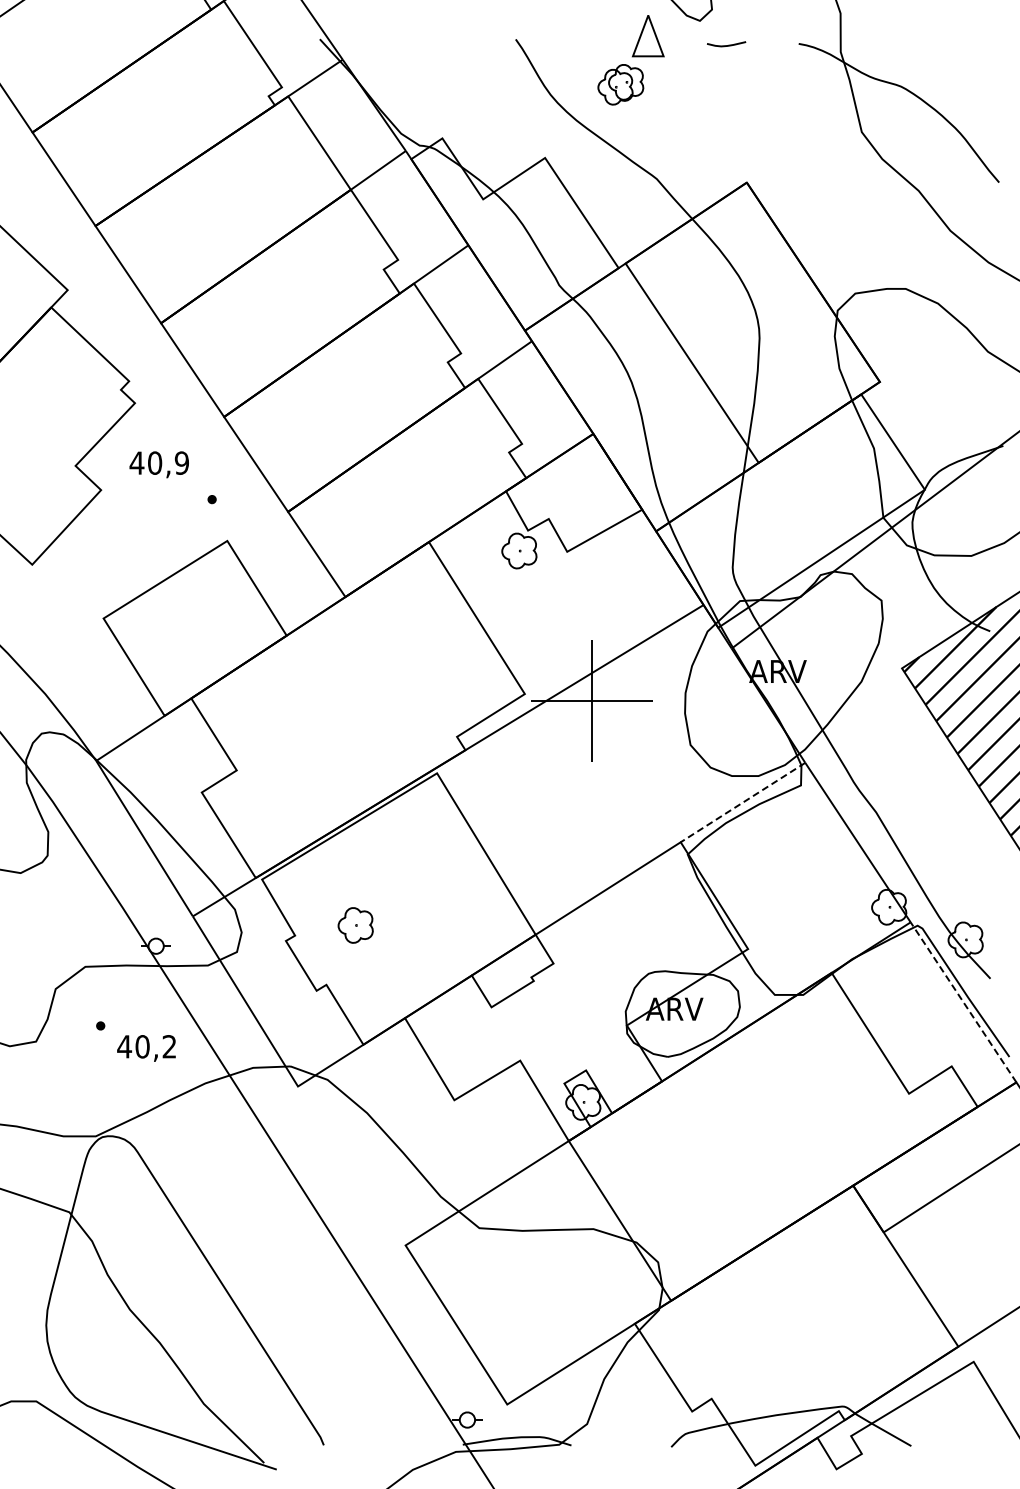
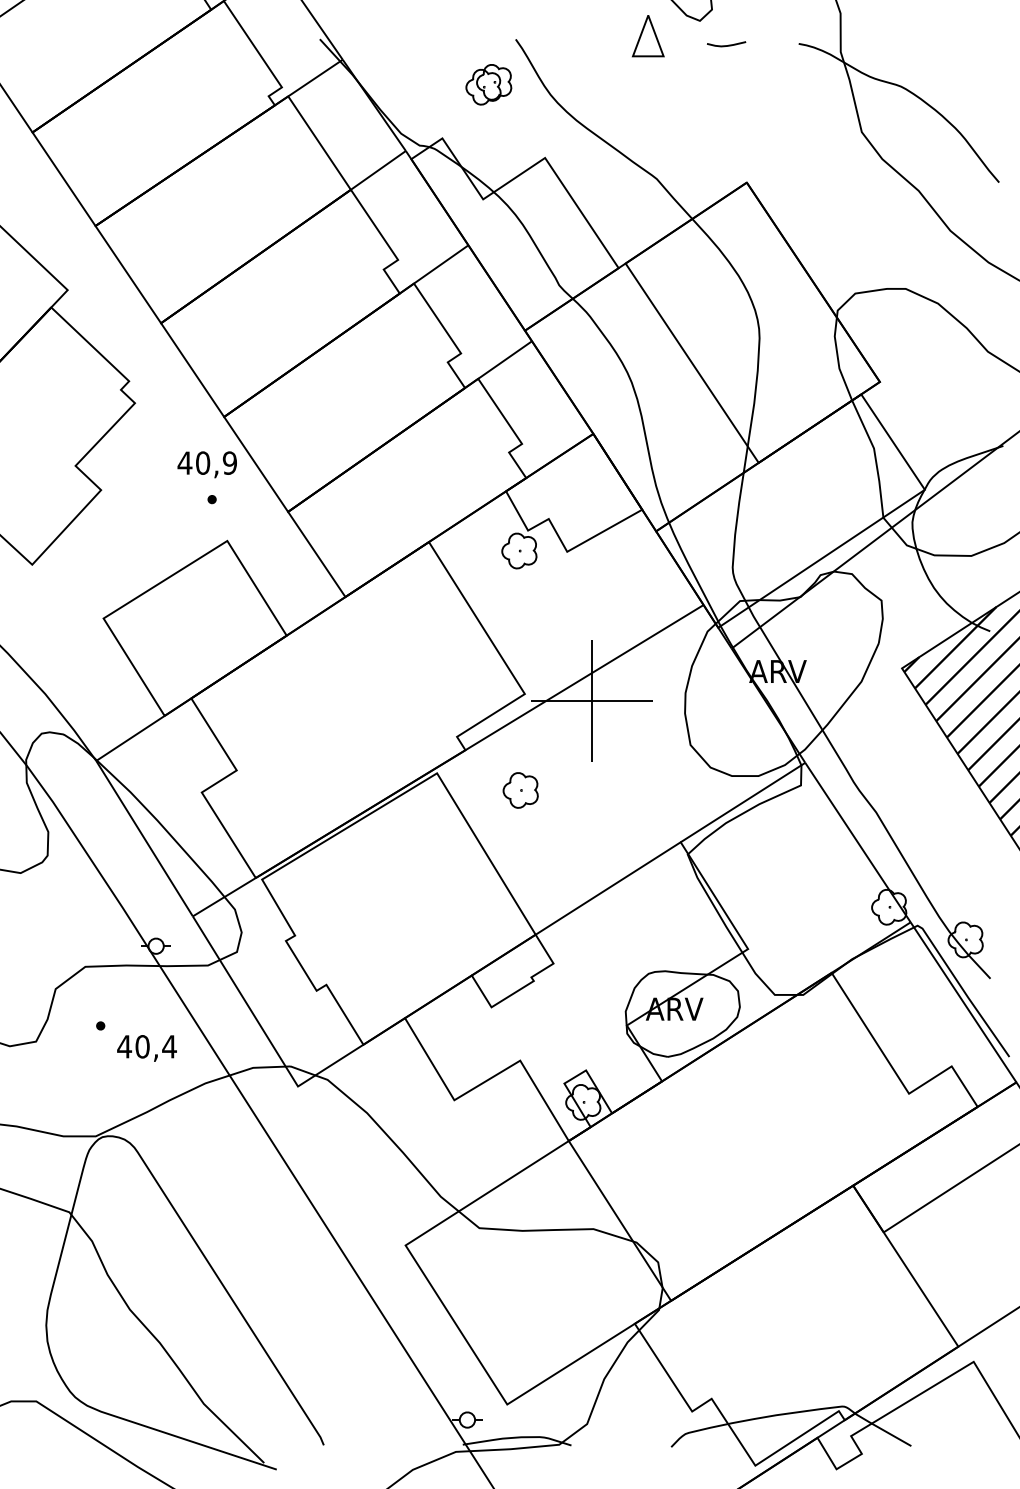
part position: (620, 84) -> (488, 84) (488, 84)
text position: (158, 464) -> (206, 464) (206, 464)
line: dashed -> solid (743, 802)
part position: (355, 925) -> (520, 790) (520, 790)
line: dashed -> solid (963, 1002)
text: 40,2 -> 40,4 (169, 1046)
